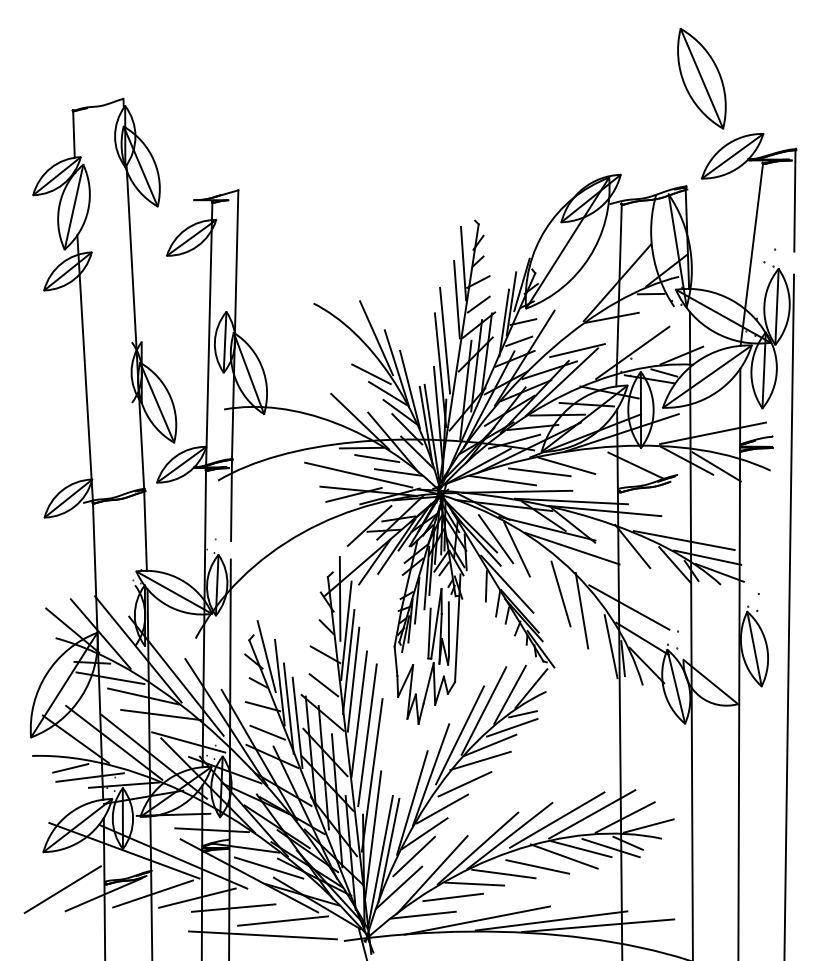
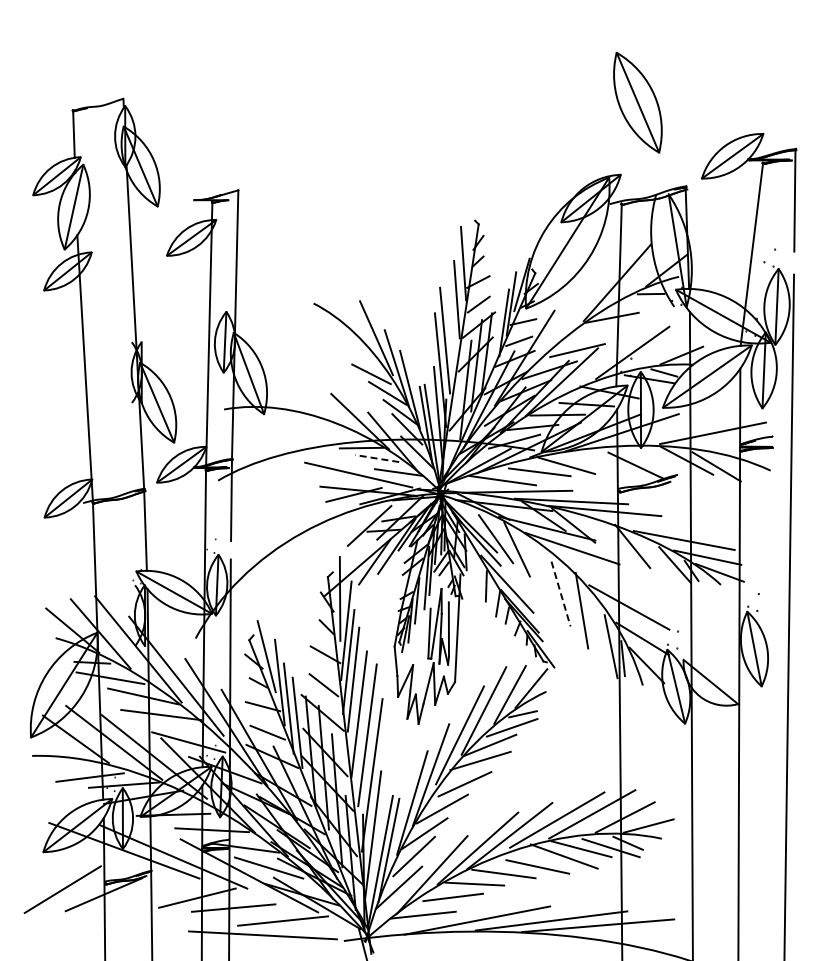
part position: (701, 78) -> (637, 102) (637, 102)
line: solid -> dashed (376, 458)
line: solid -> dashed (561, 594)
line: present -> none (70, 768)
line: present -> none (152, 893)
